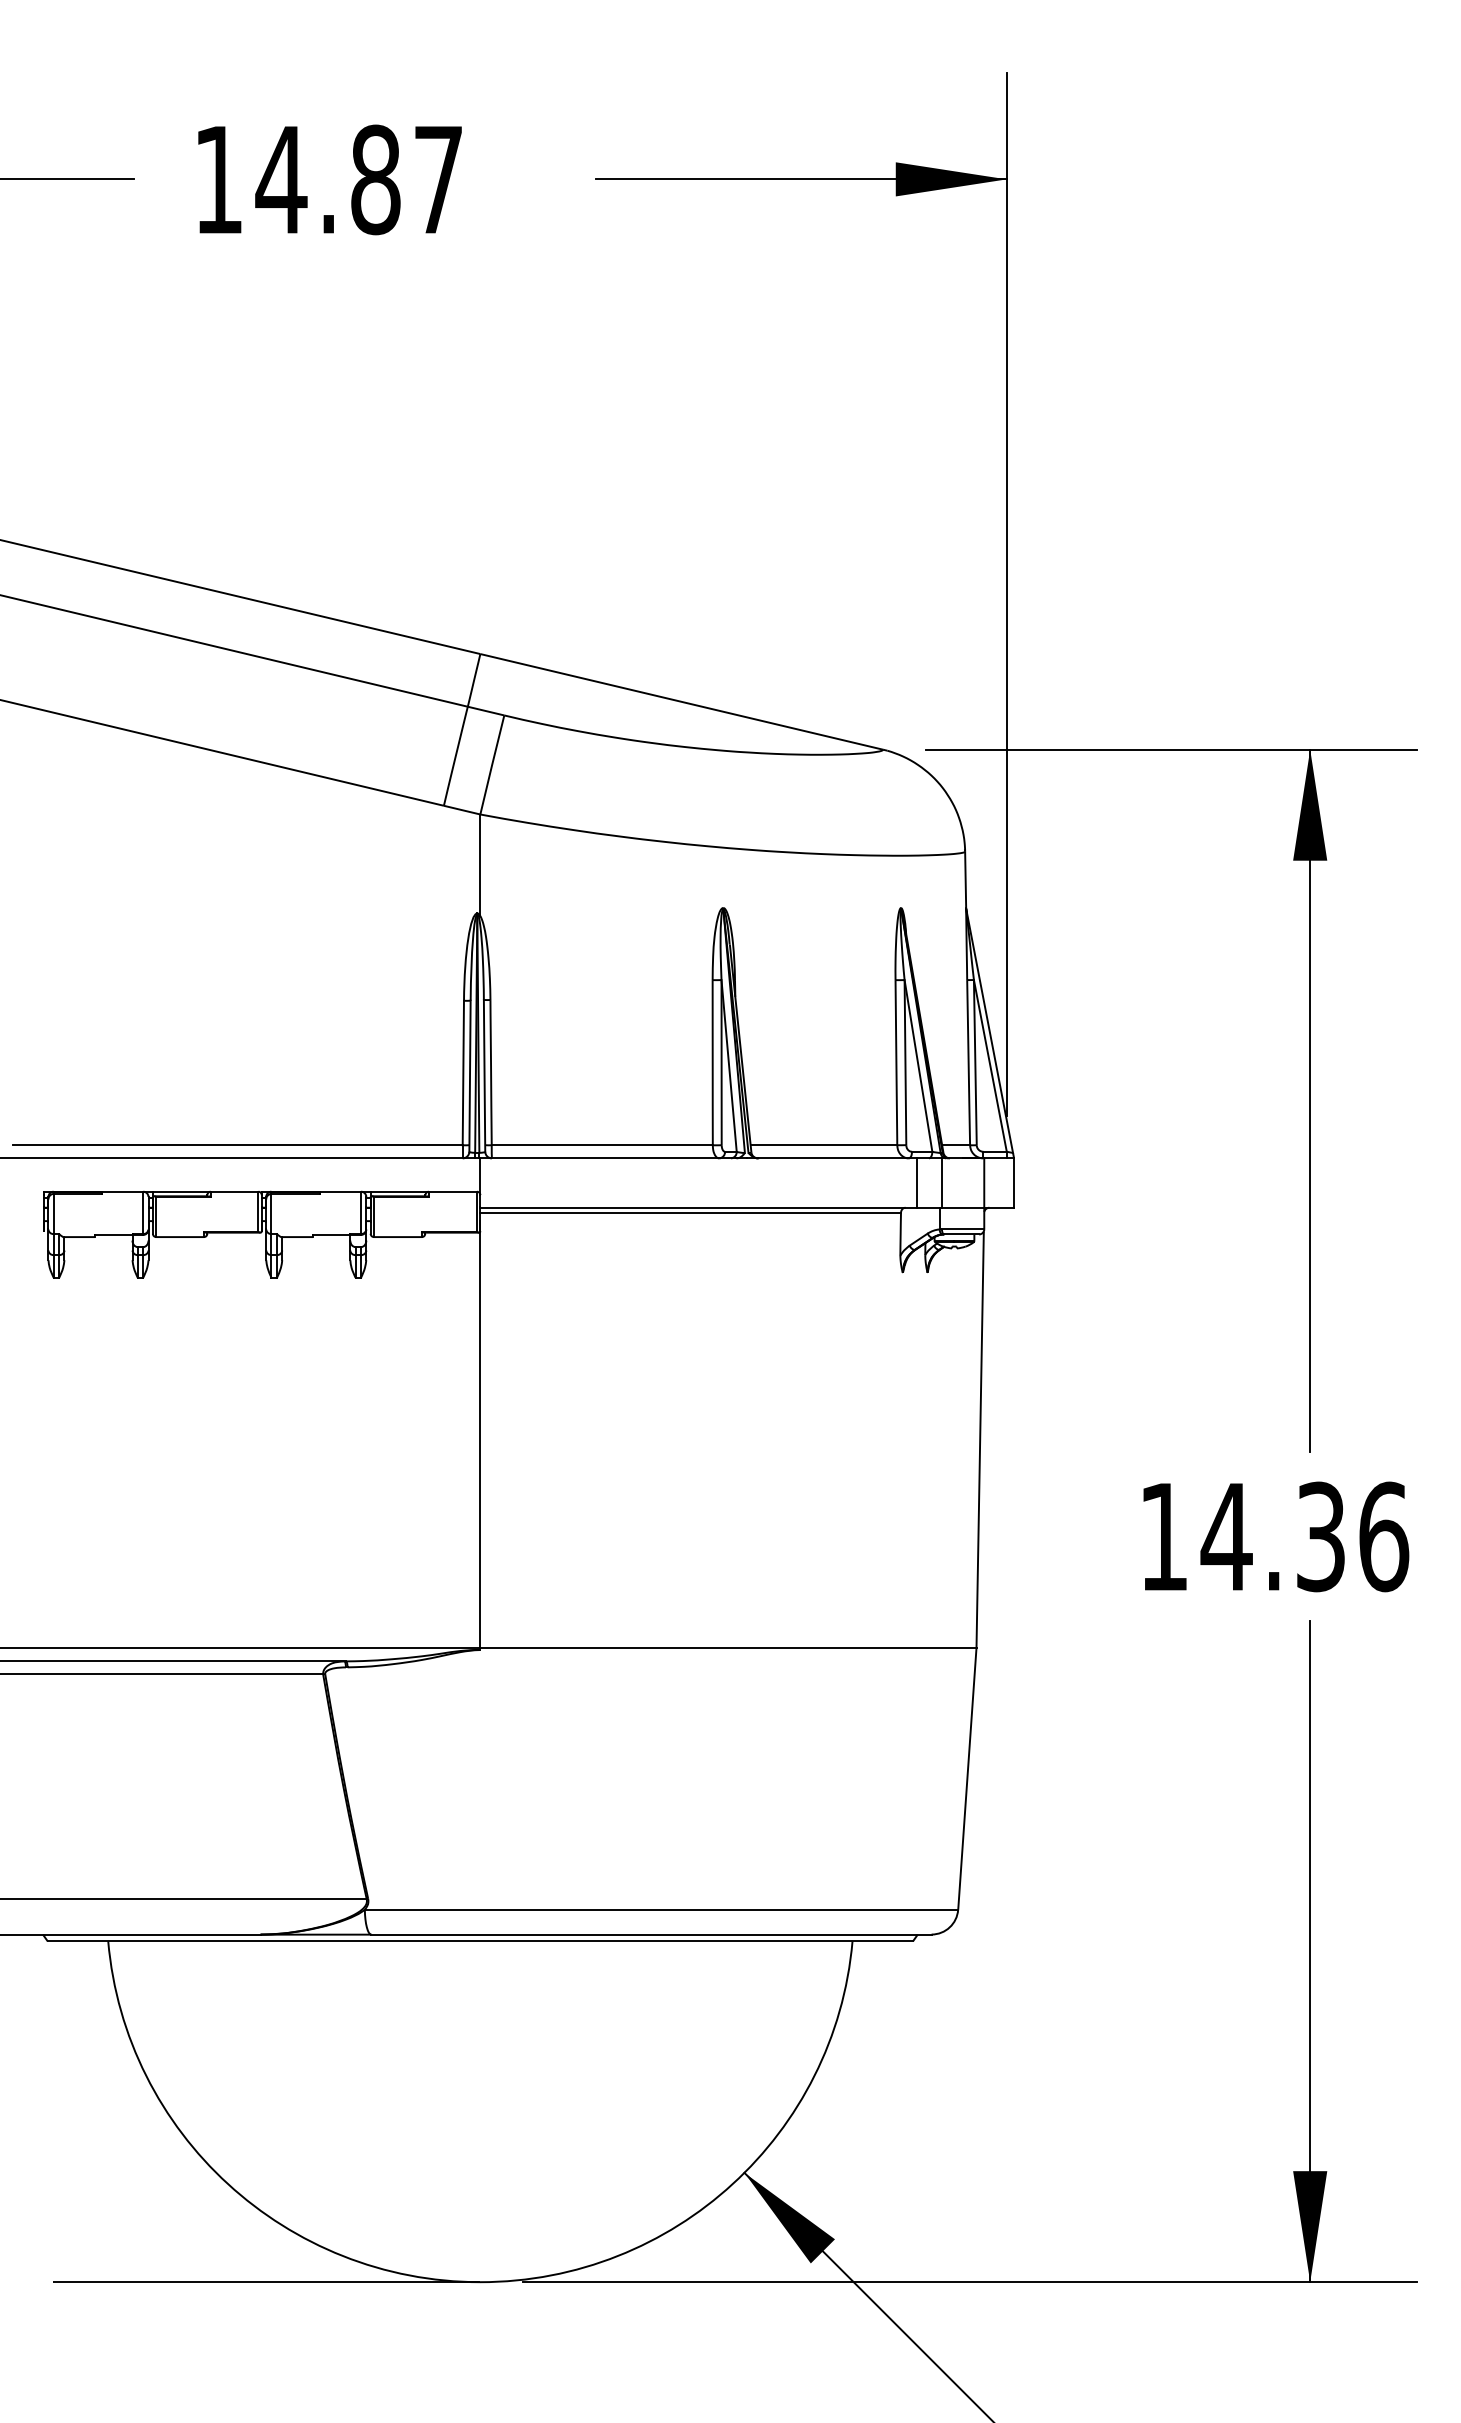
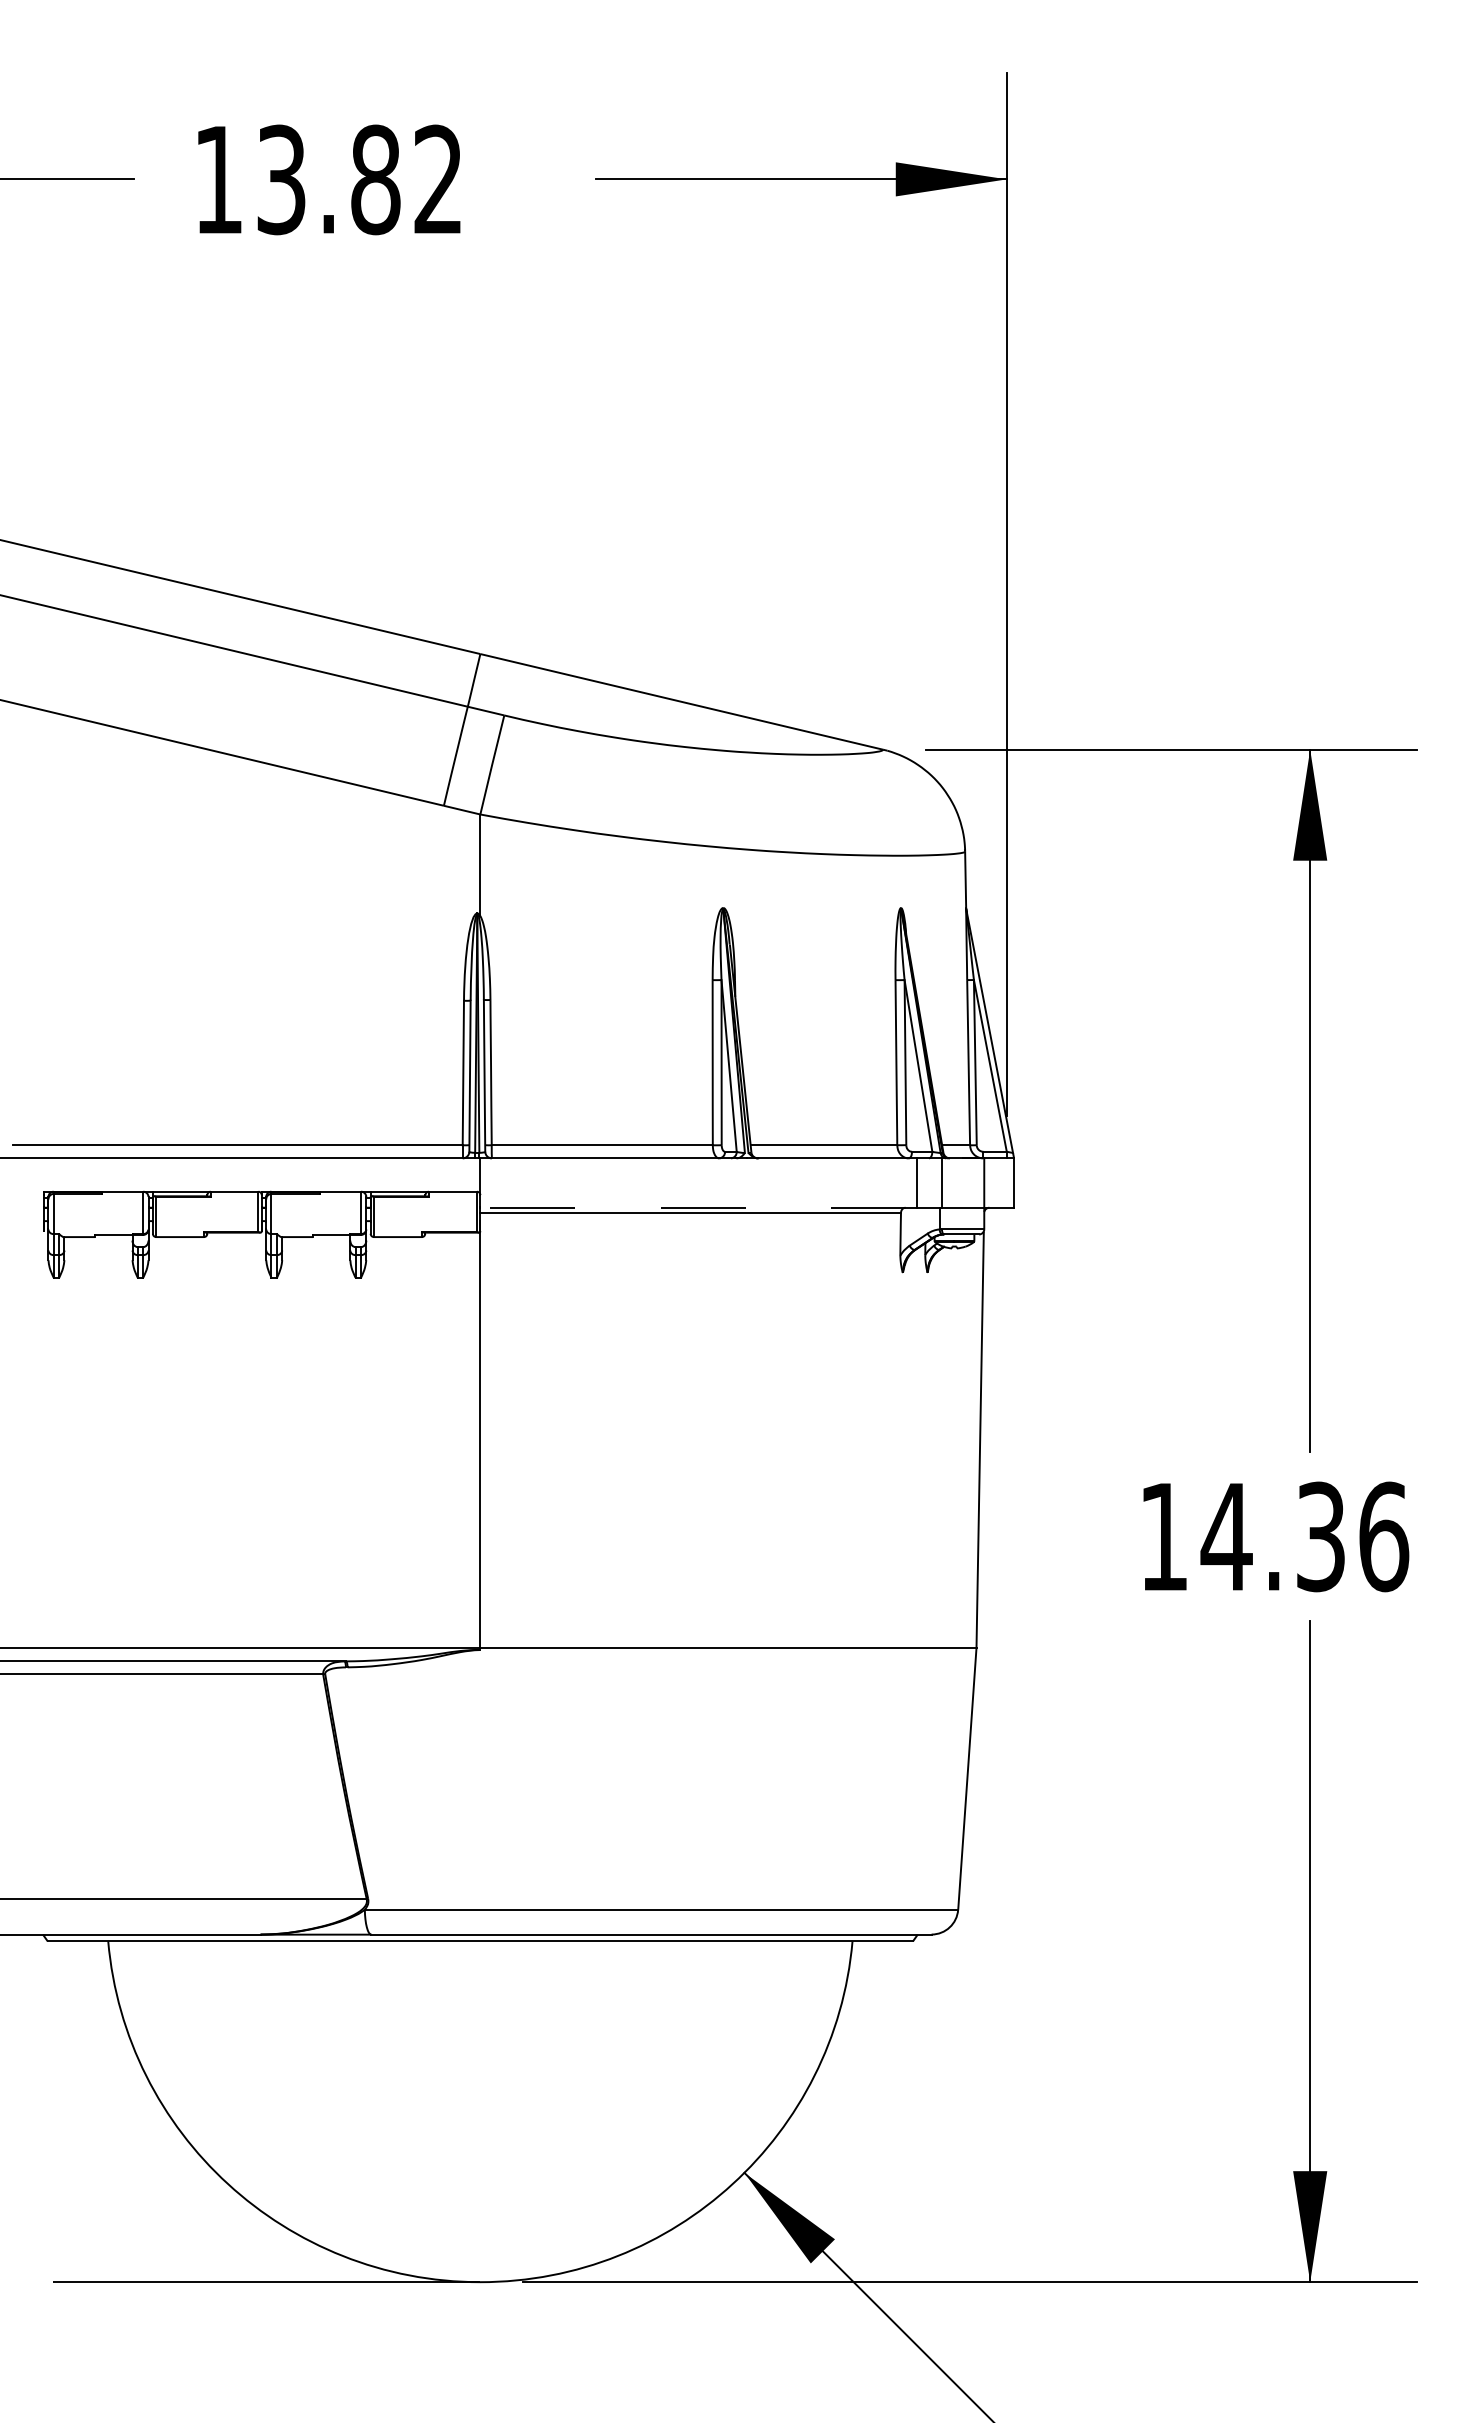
text: 14.87 -> 13.82 (358, 179)
line: solid -> dashed (698, 1207)
